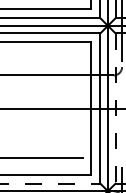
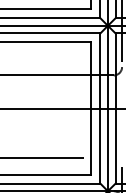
line: dashed -> solid (115, 109)
line: dashed -> solid (50, 183)
